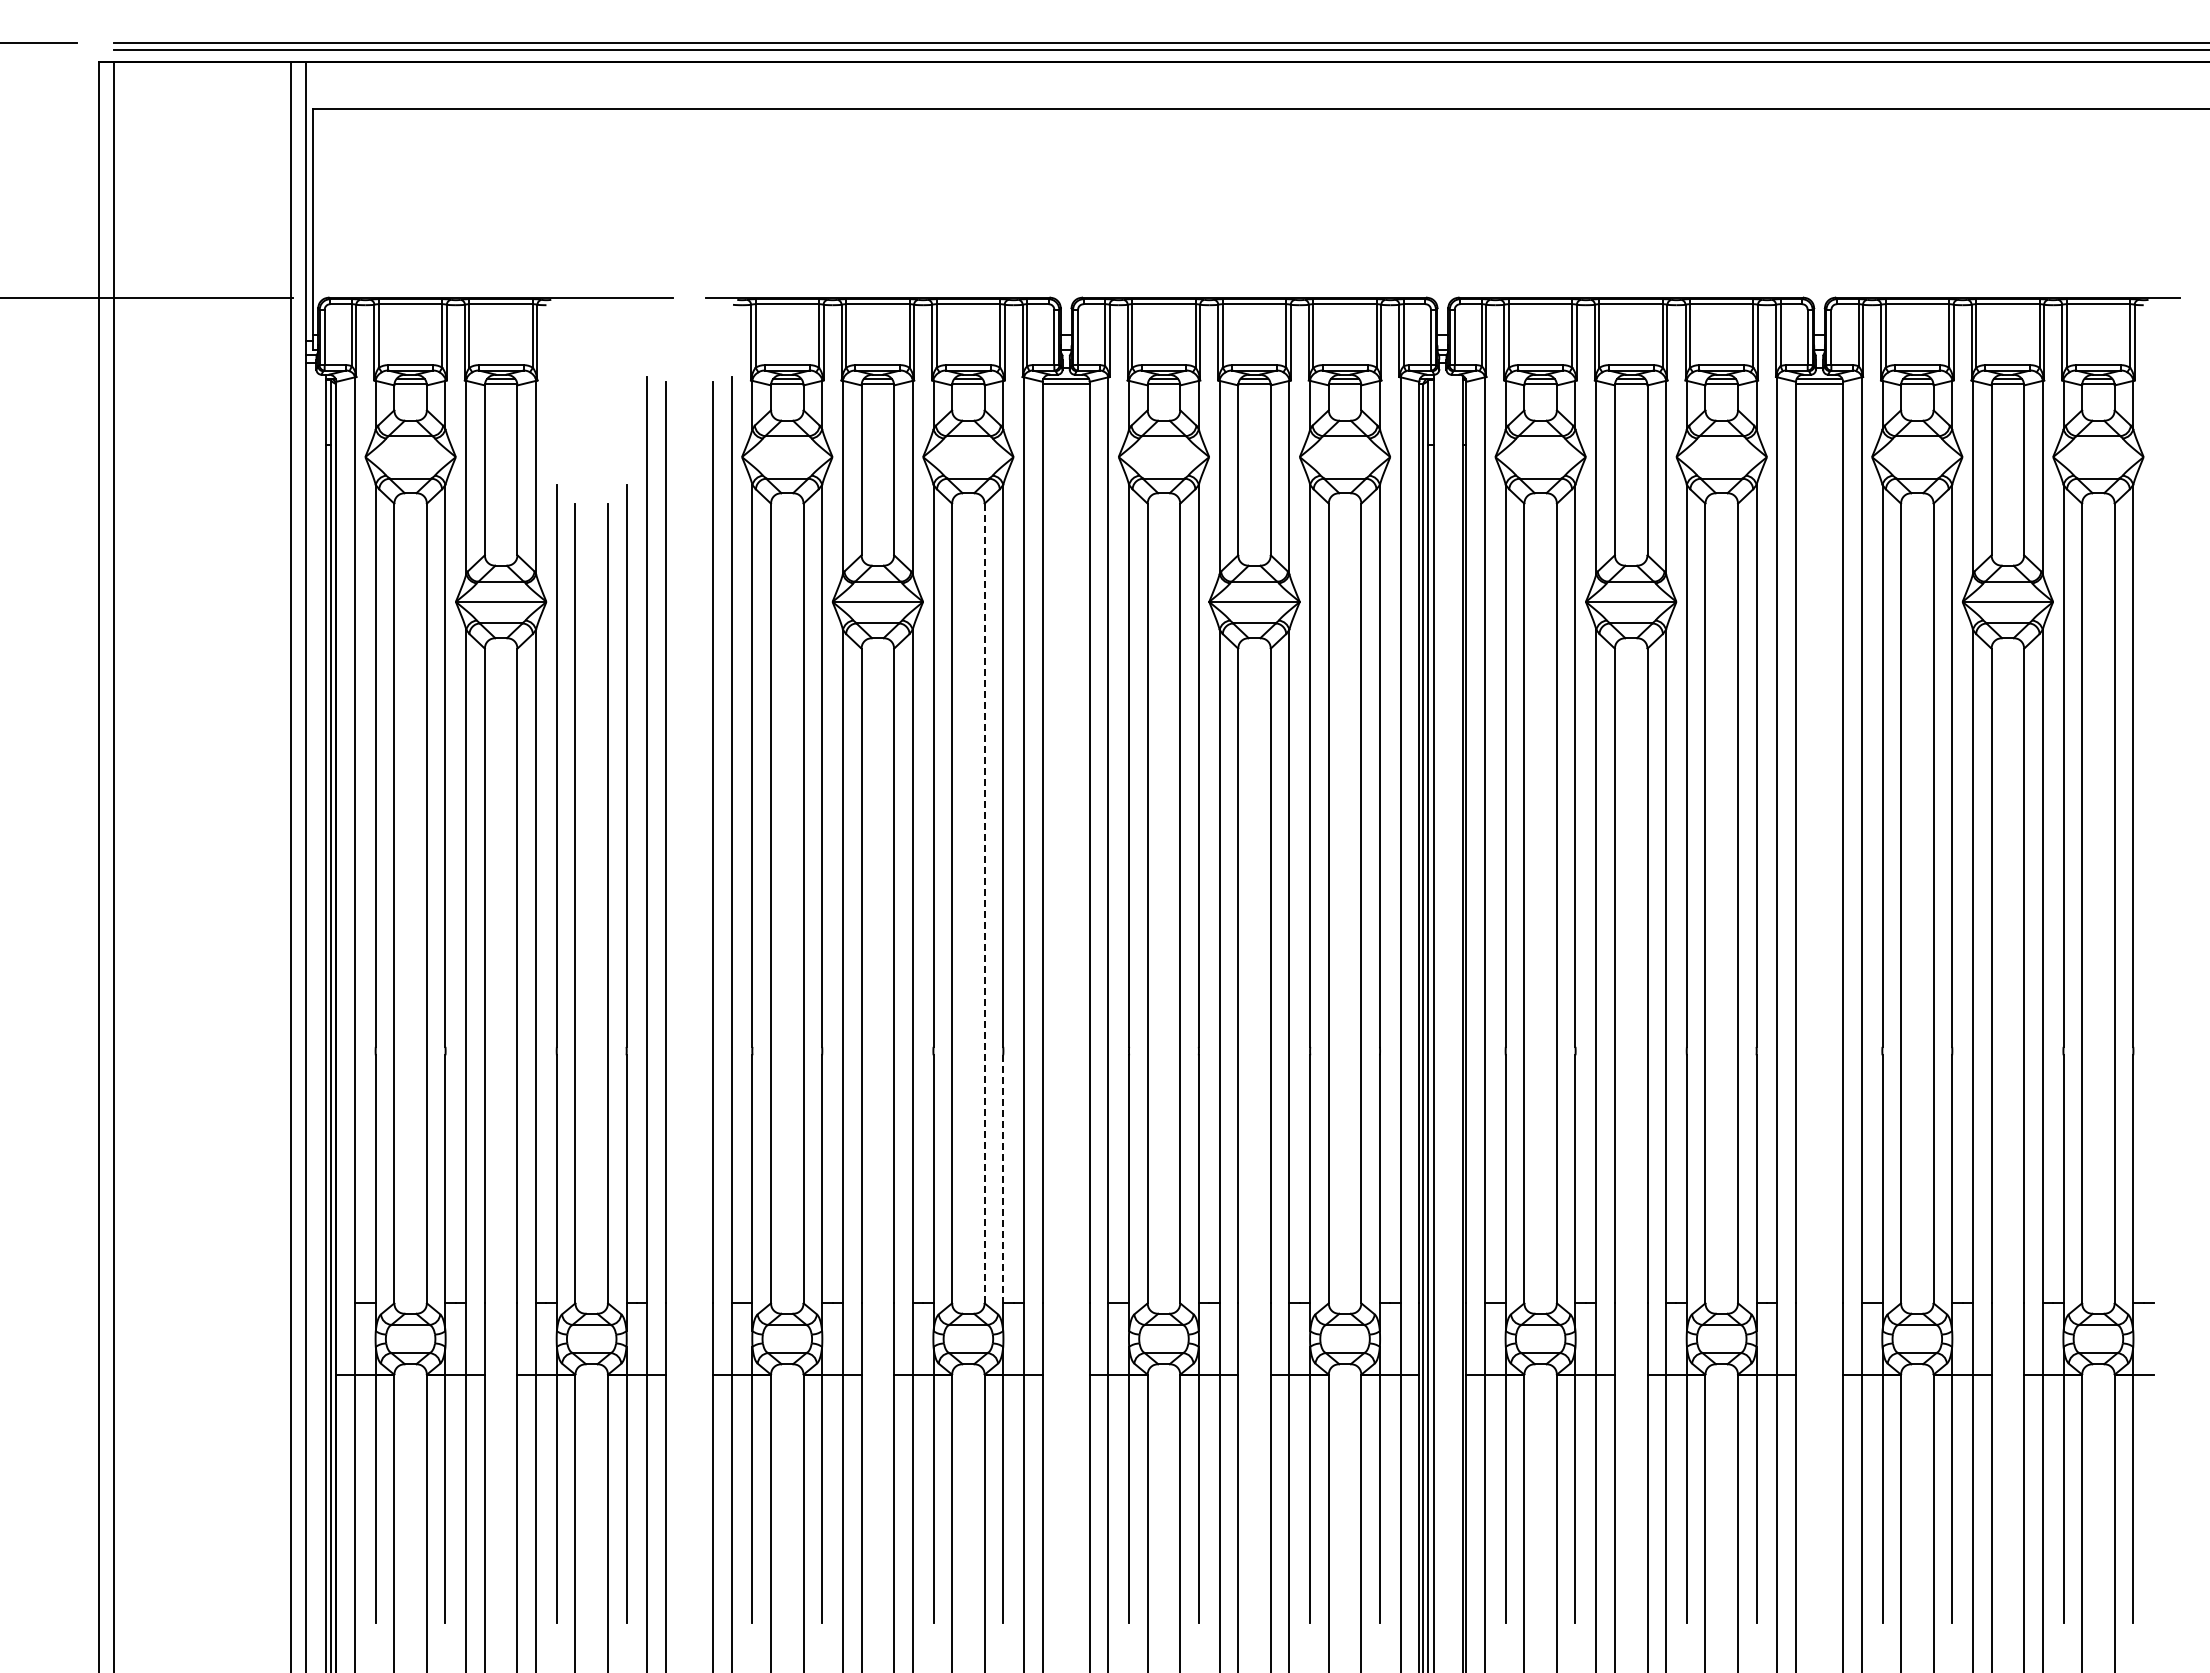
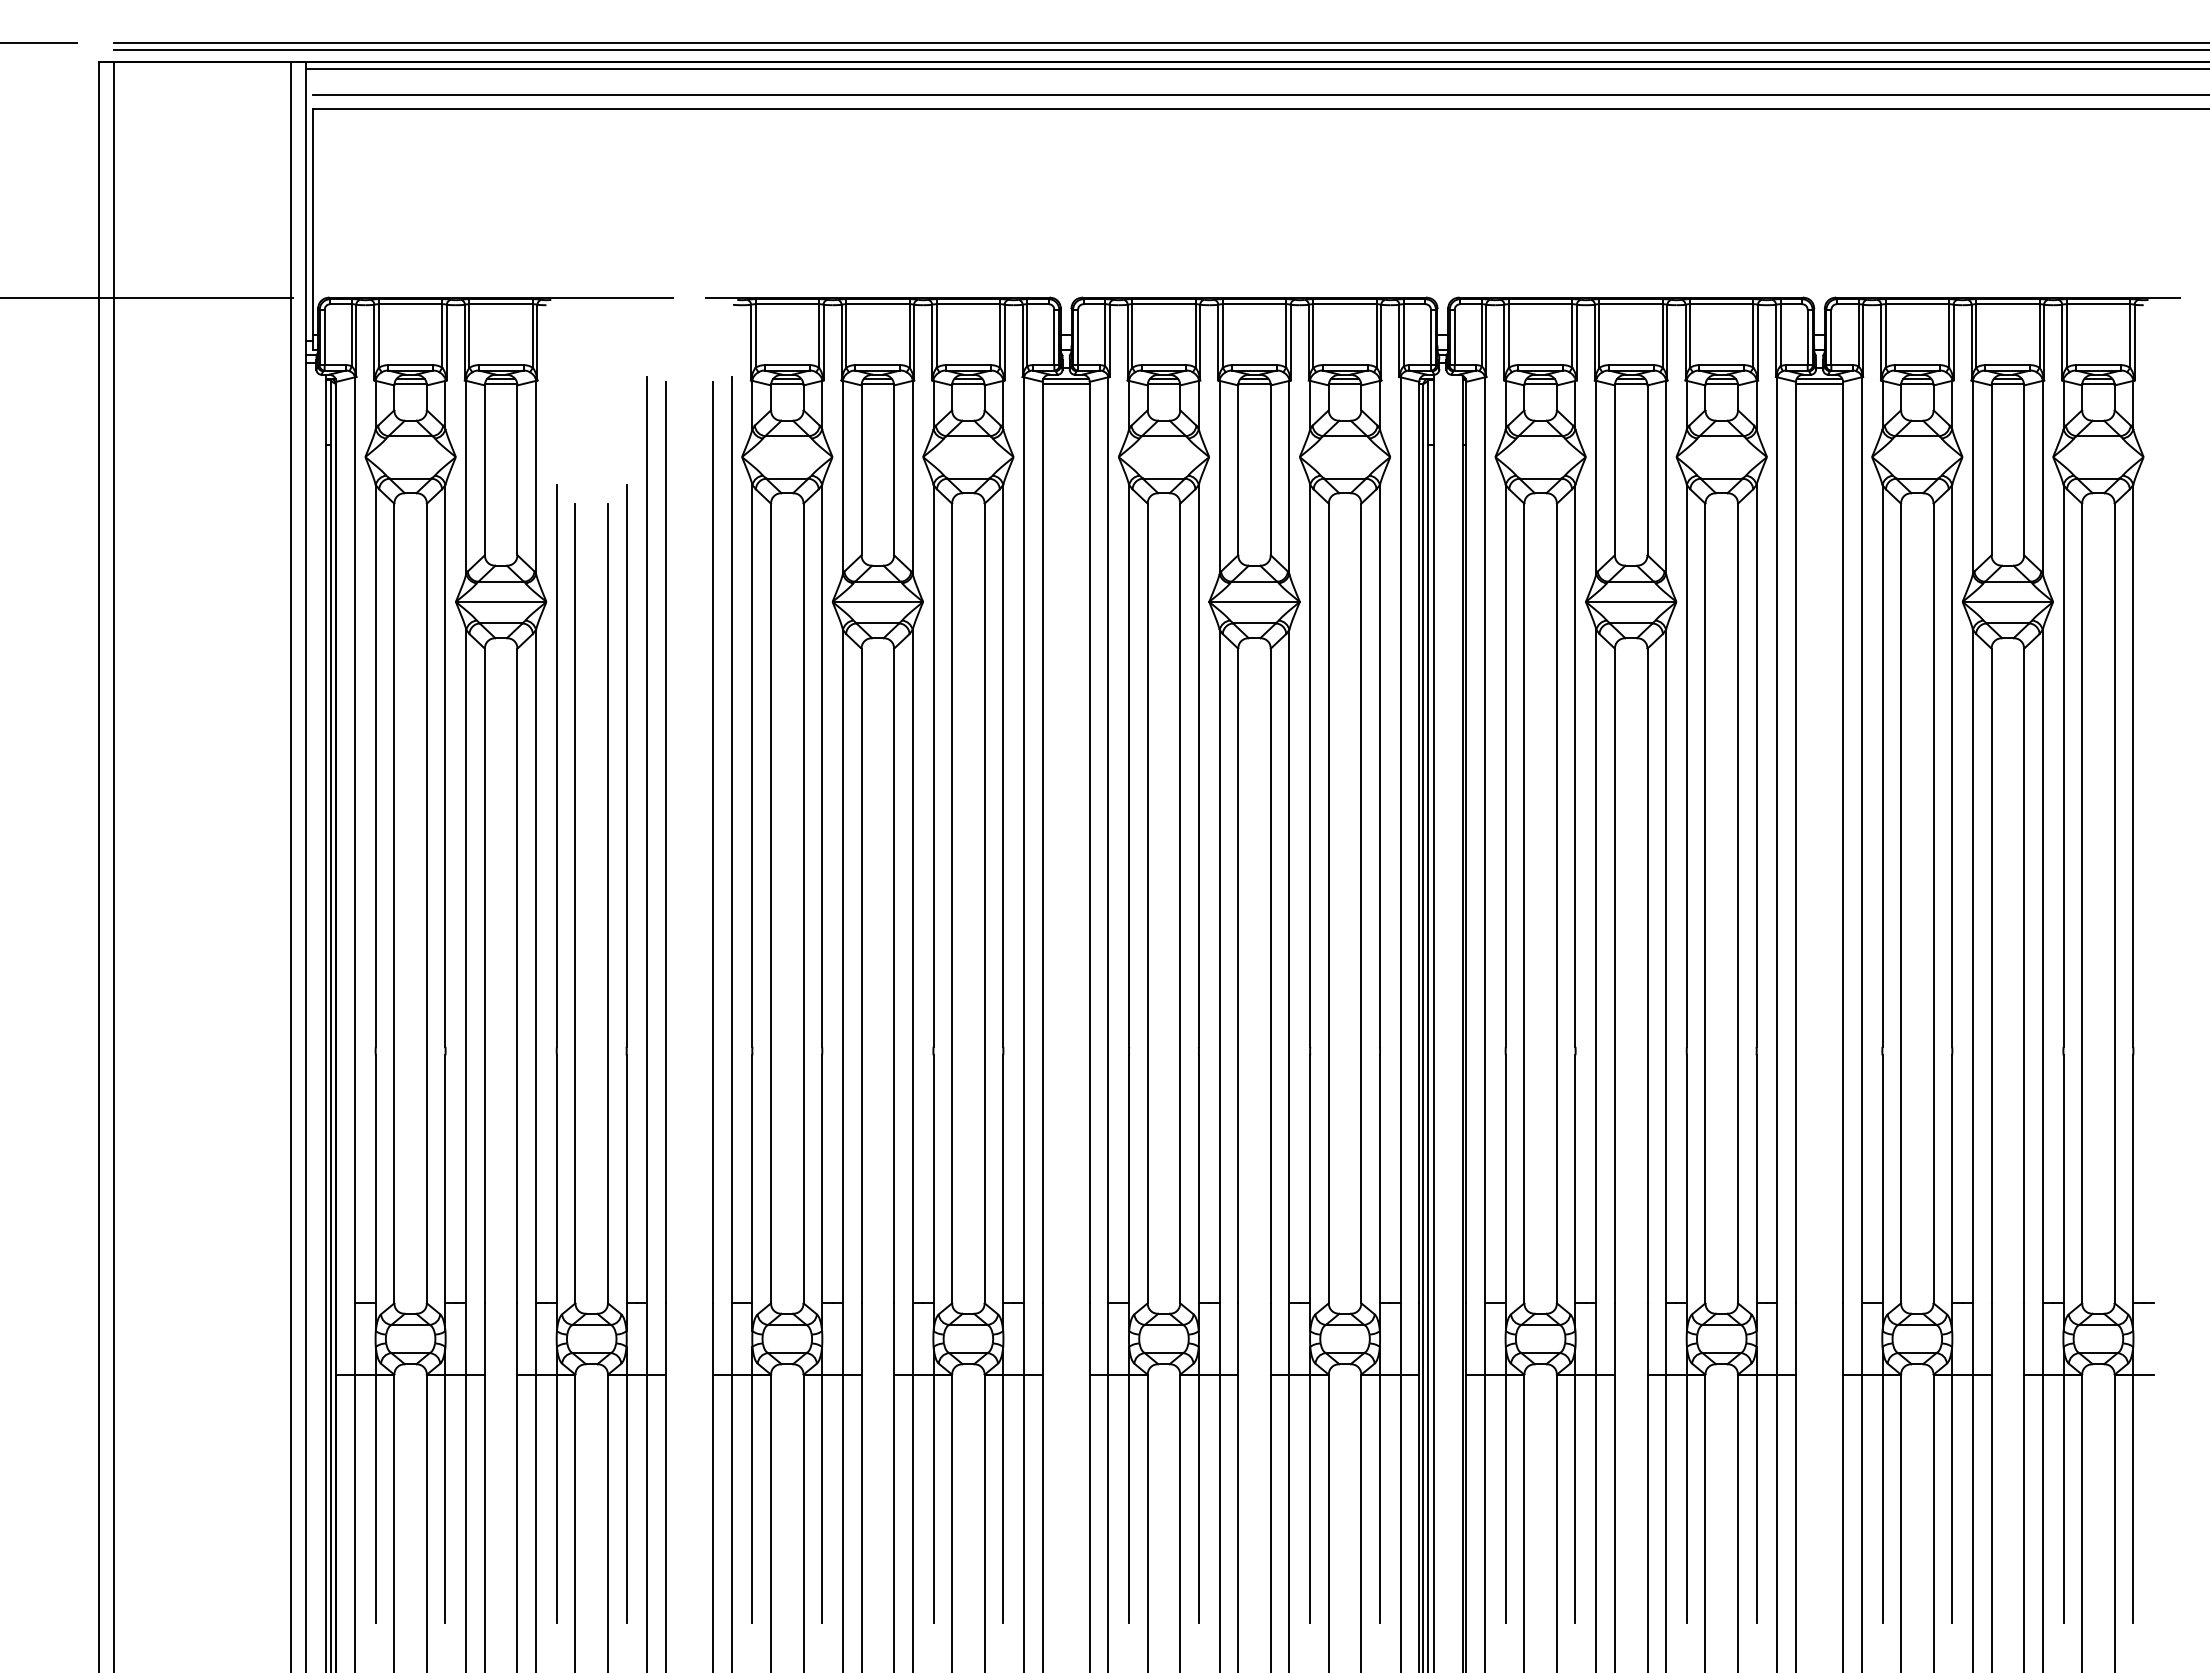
line: none -> present (1255, 69)
line: none -> present (1259, 94)
line: dashed -> solid (984, 903)
line: dashed -> solid (1003, 1179)
